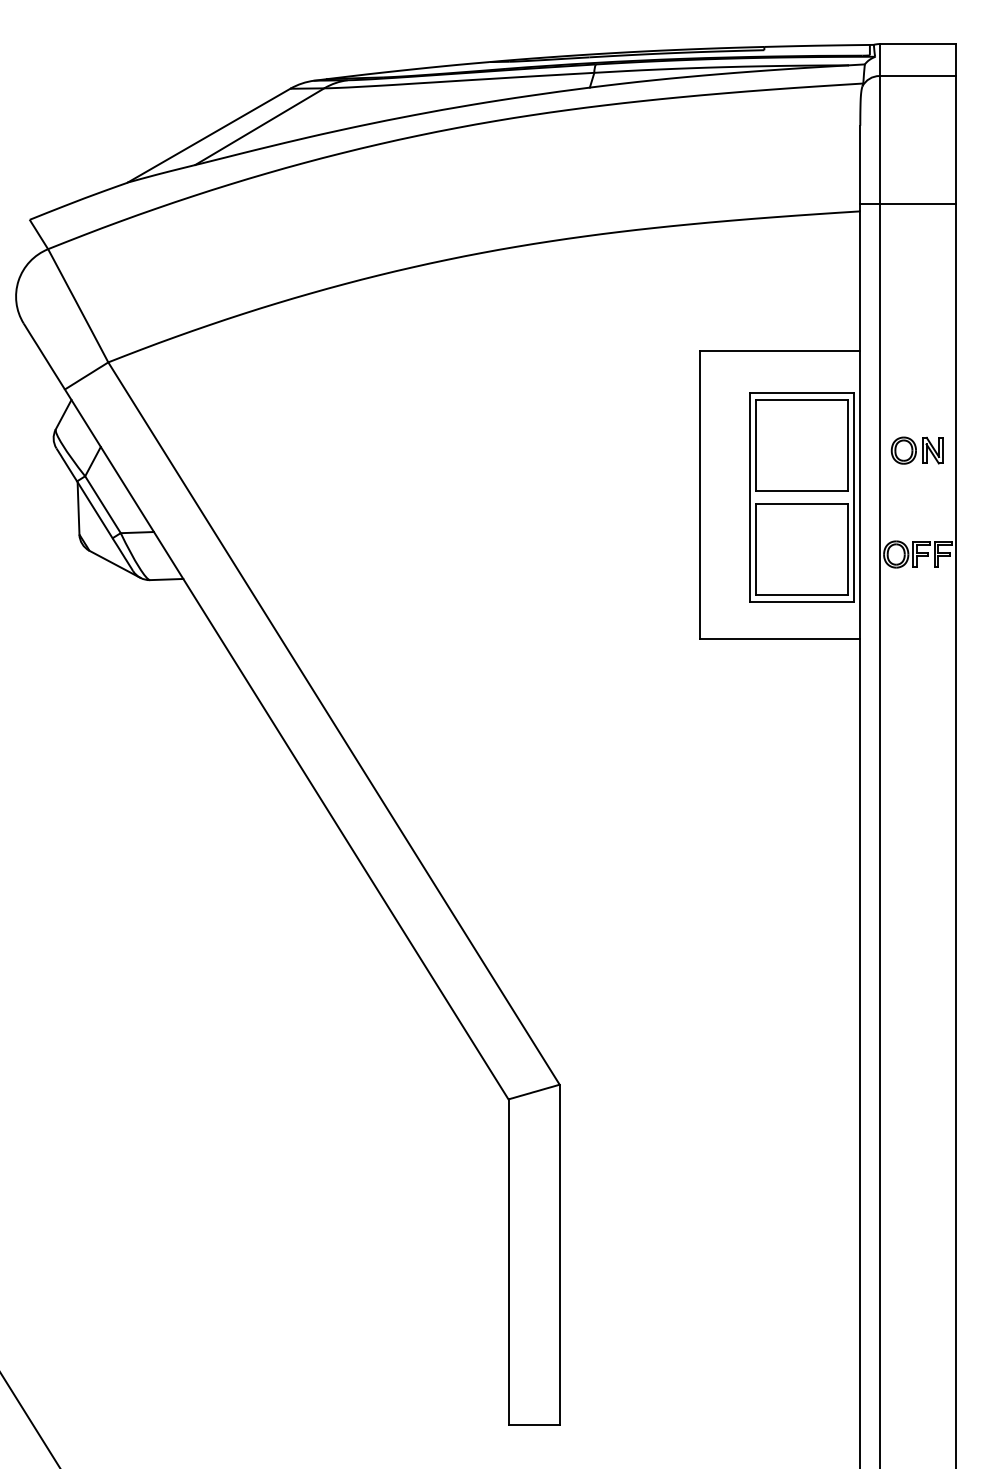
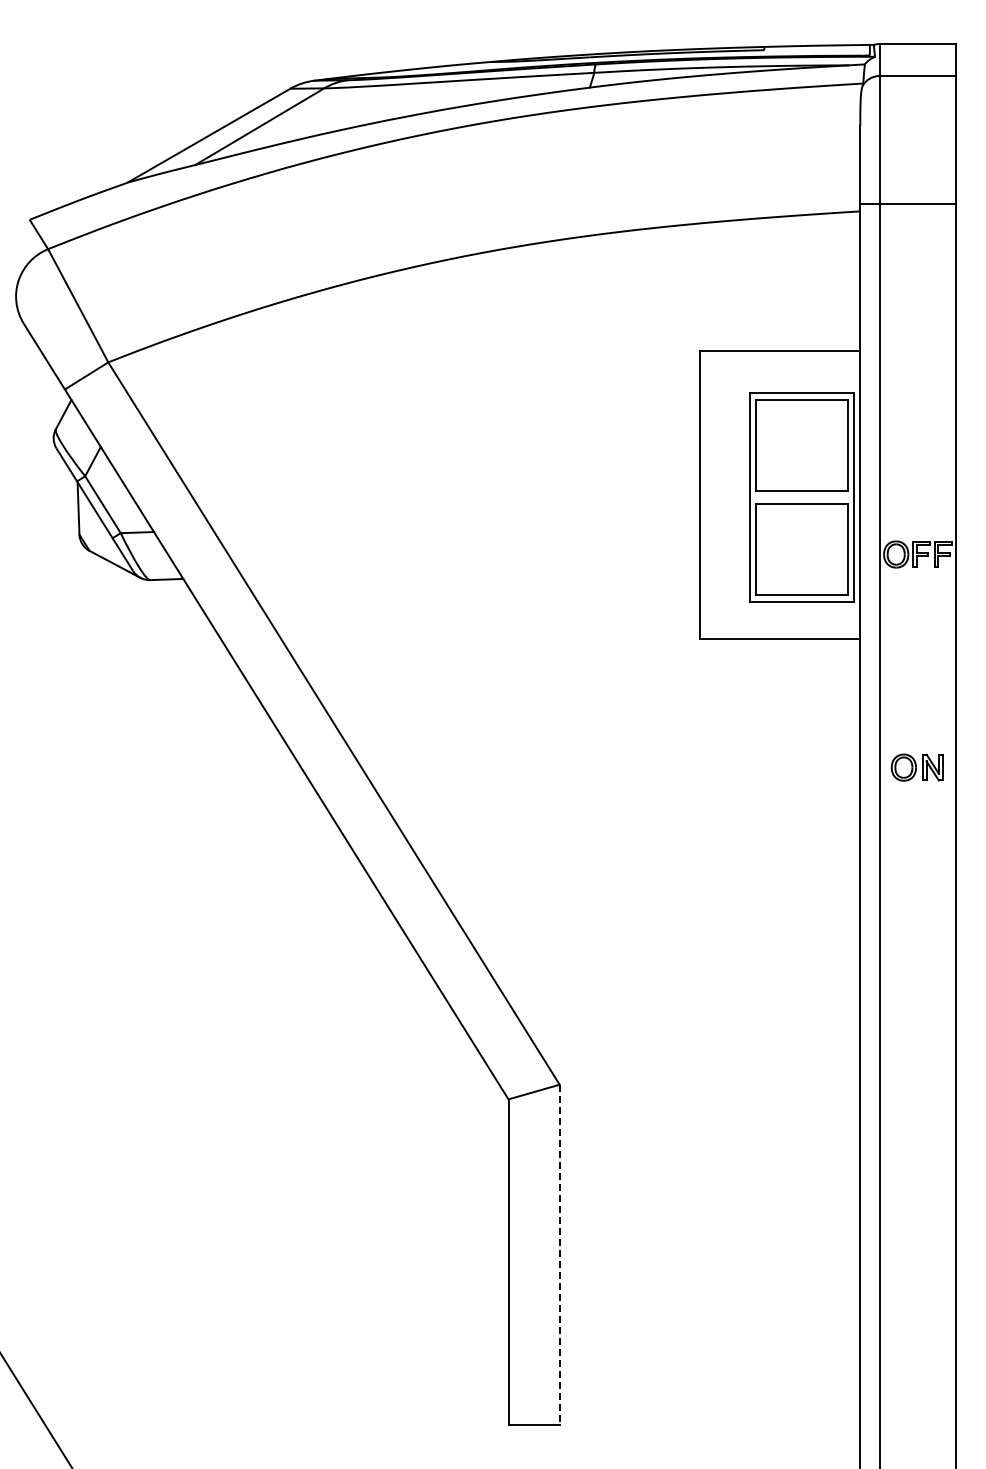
part position: (916, 450) -> (916, 767) (916, 767)
line: solid -> dashed (559, 1255)
line position: (30, 1420) -> (36, 1410) (36, 1410)
